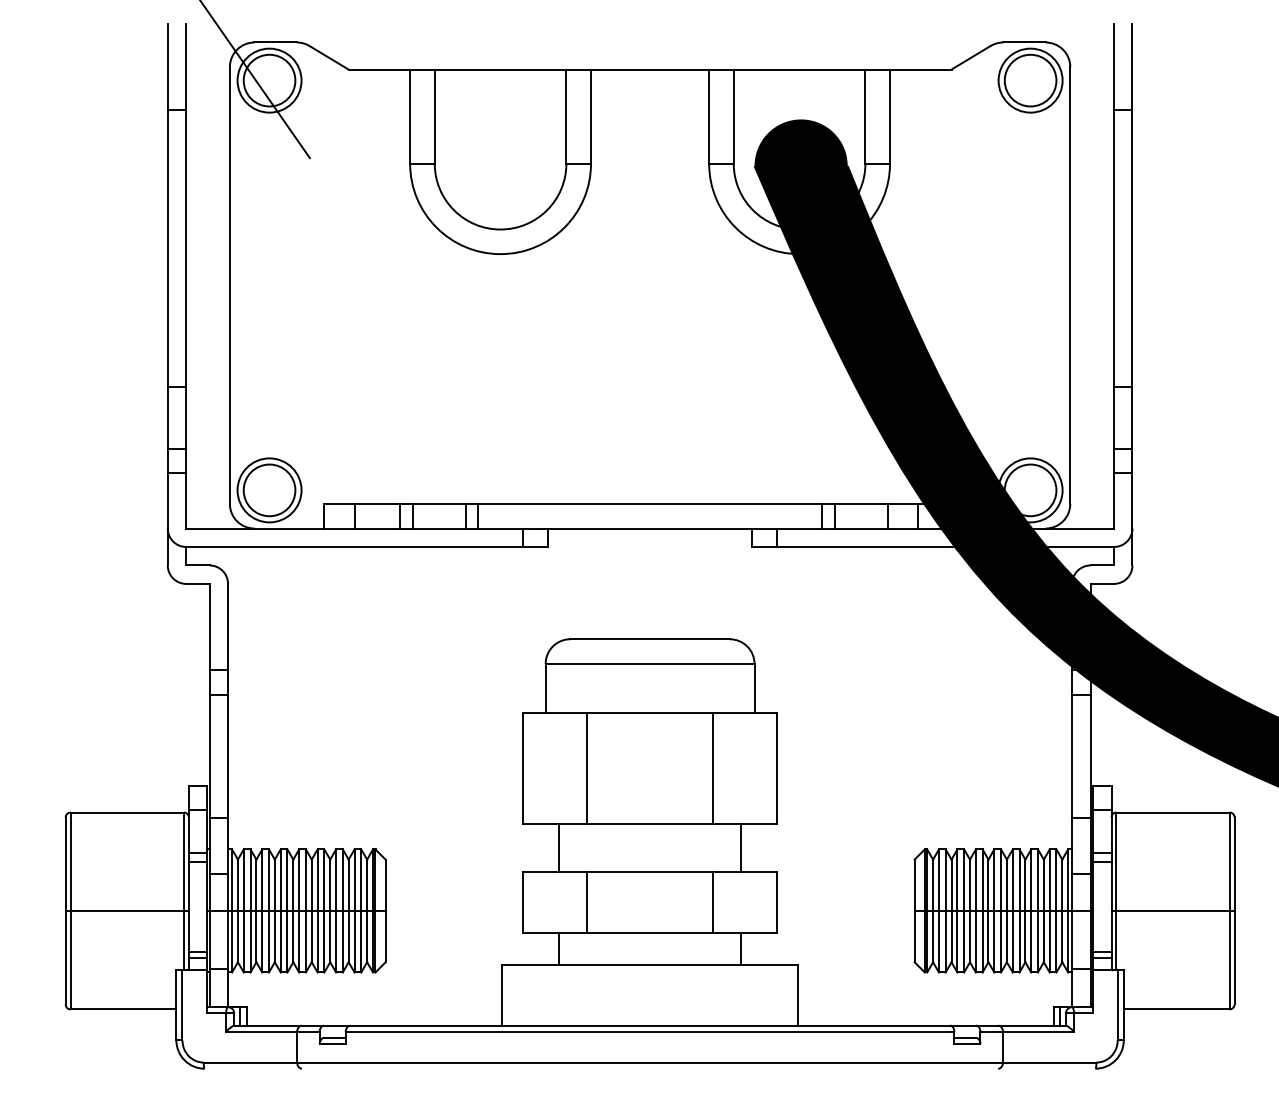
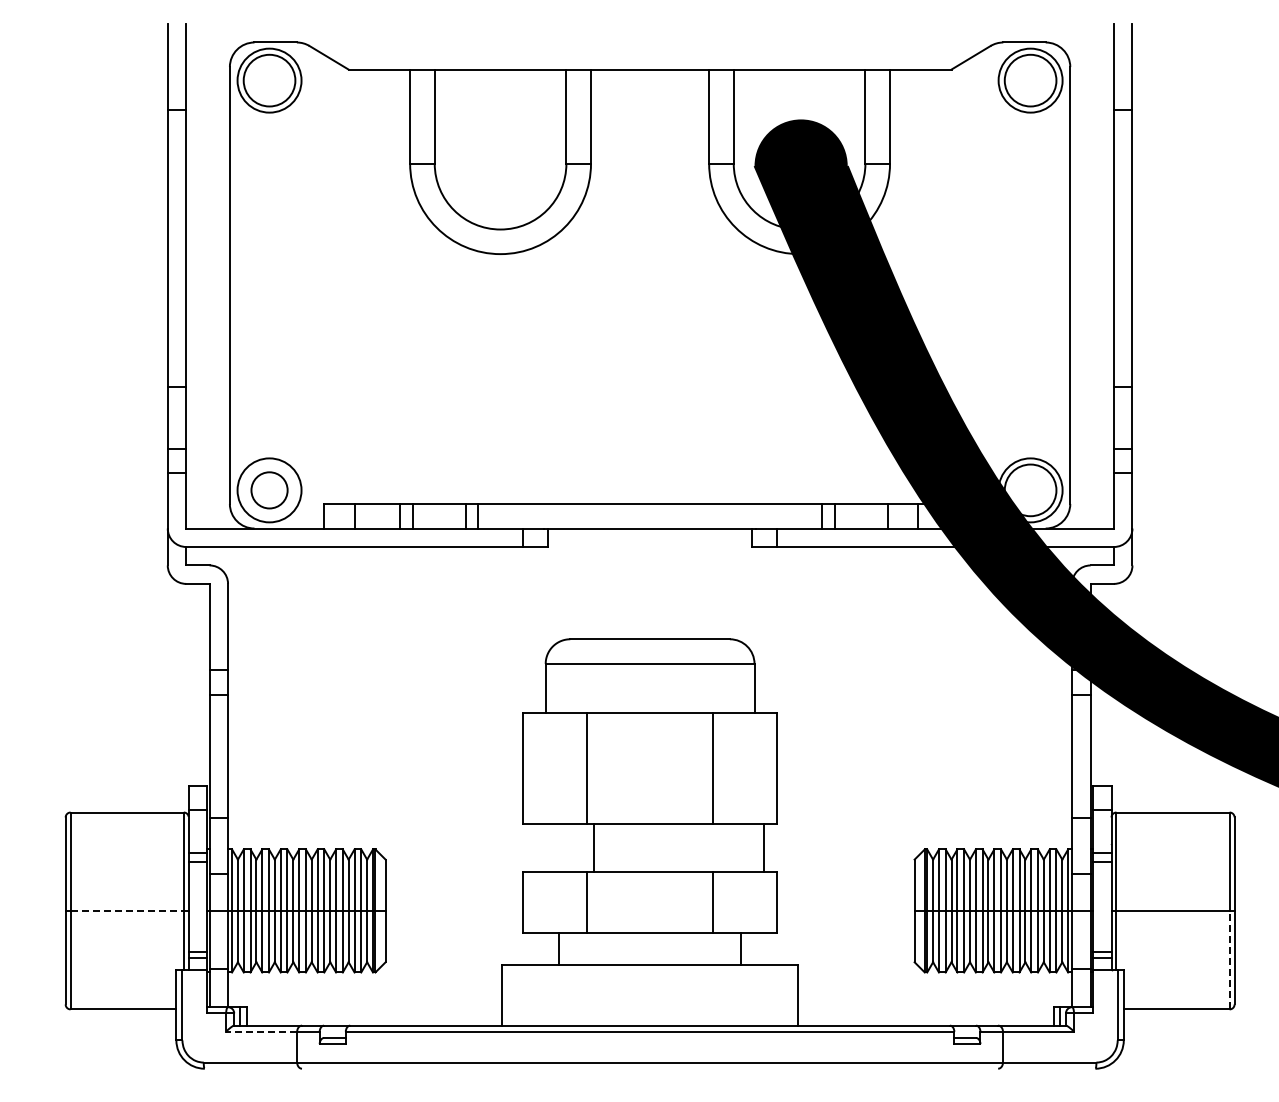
line: present -> none (255, 80)
circle diameter: 52 px -> 36 px (269, 490)
line position: (559, 847) -> (594, 847) (594, 847)
line position: (741, 847) -> (764, 847) (764, 847)
line: solid -> dashed (127, 910)
line: solid -> dashed (1229, 959)
line: solid -> dashed (261, 1031)
